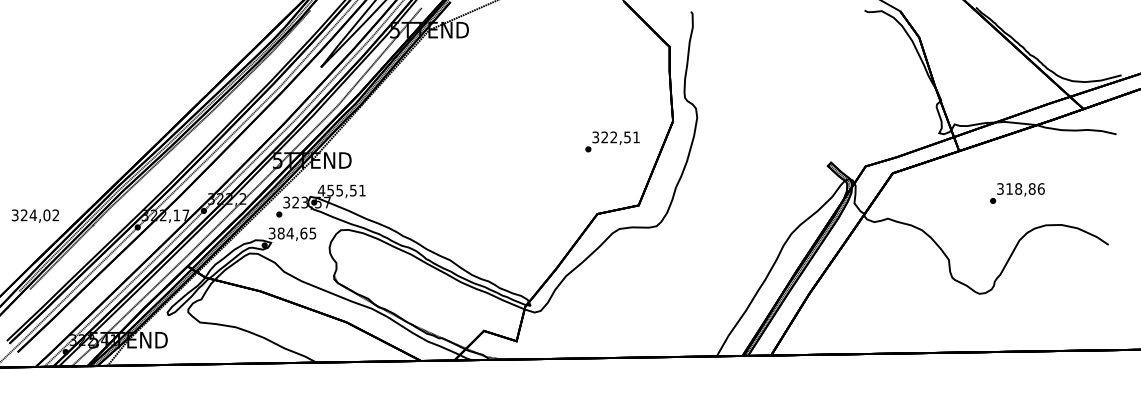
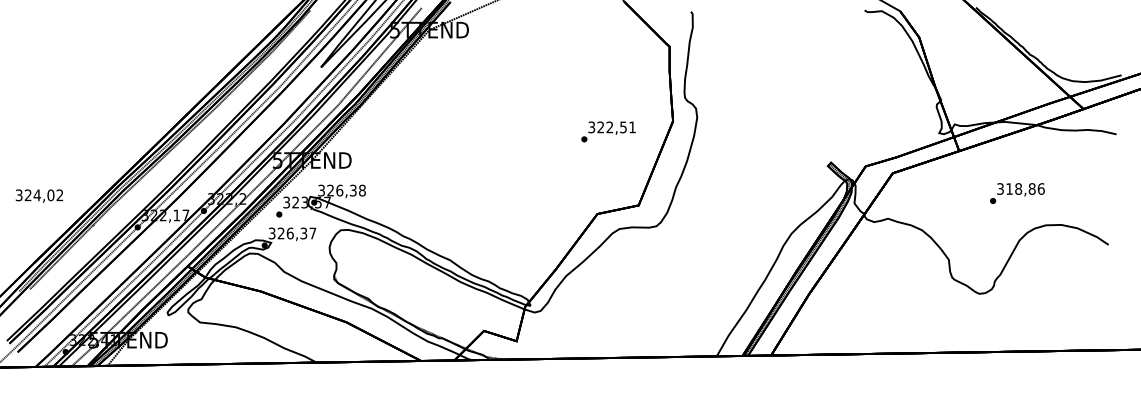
text position: (612, 141) -> (608, 131) (608, 131)
text: 455,51 -> 326,38 (341, 190)
text position: (35, 215) -> (39, 195) (39, 195)
text: 384,65 -> 326,37 (296, 233)
